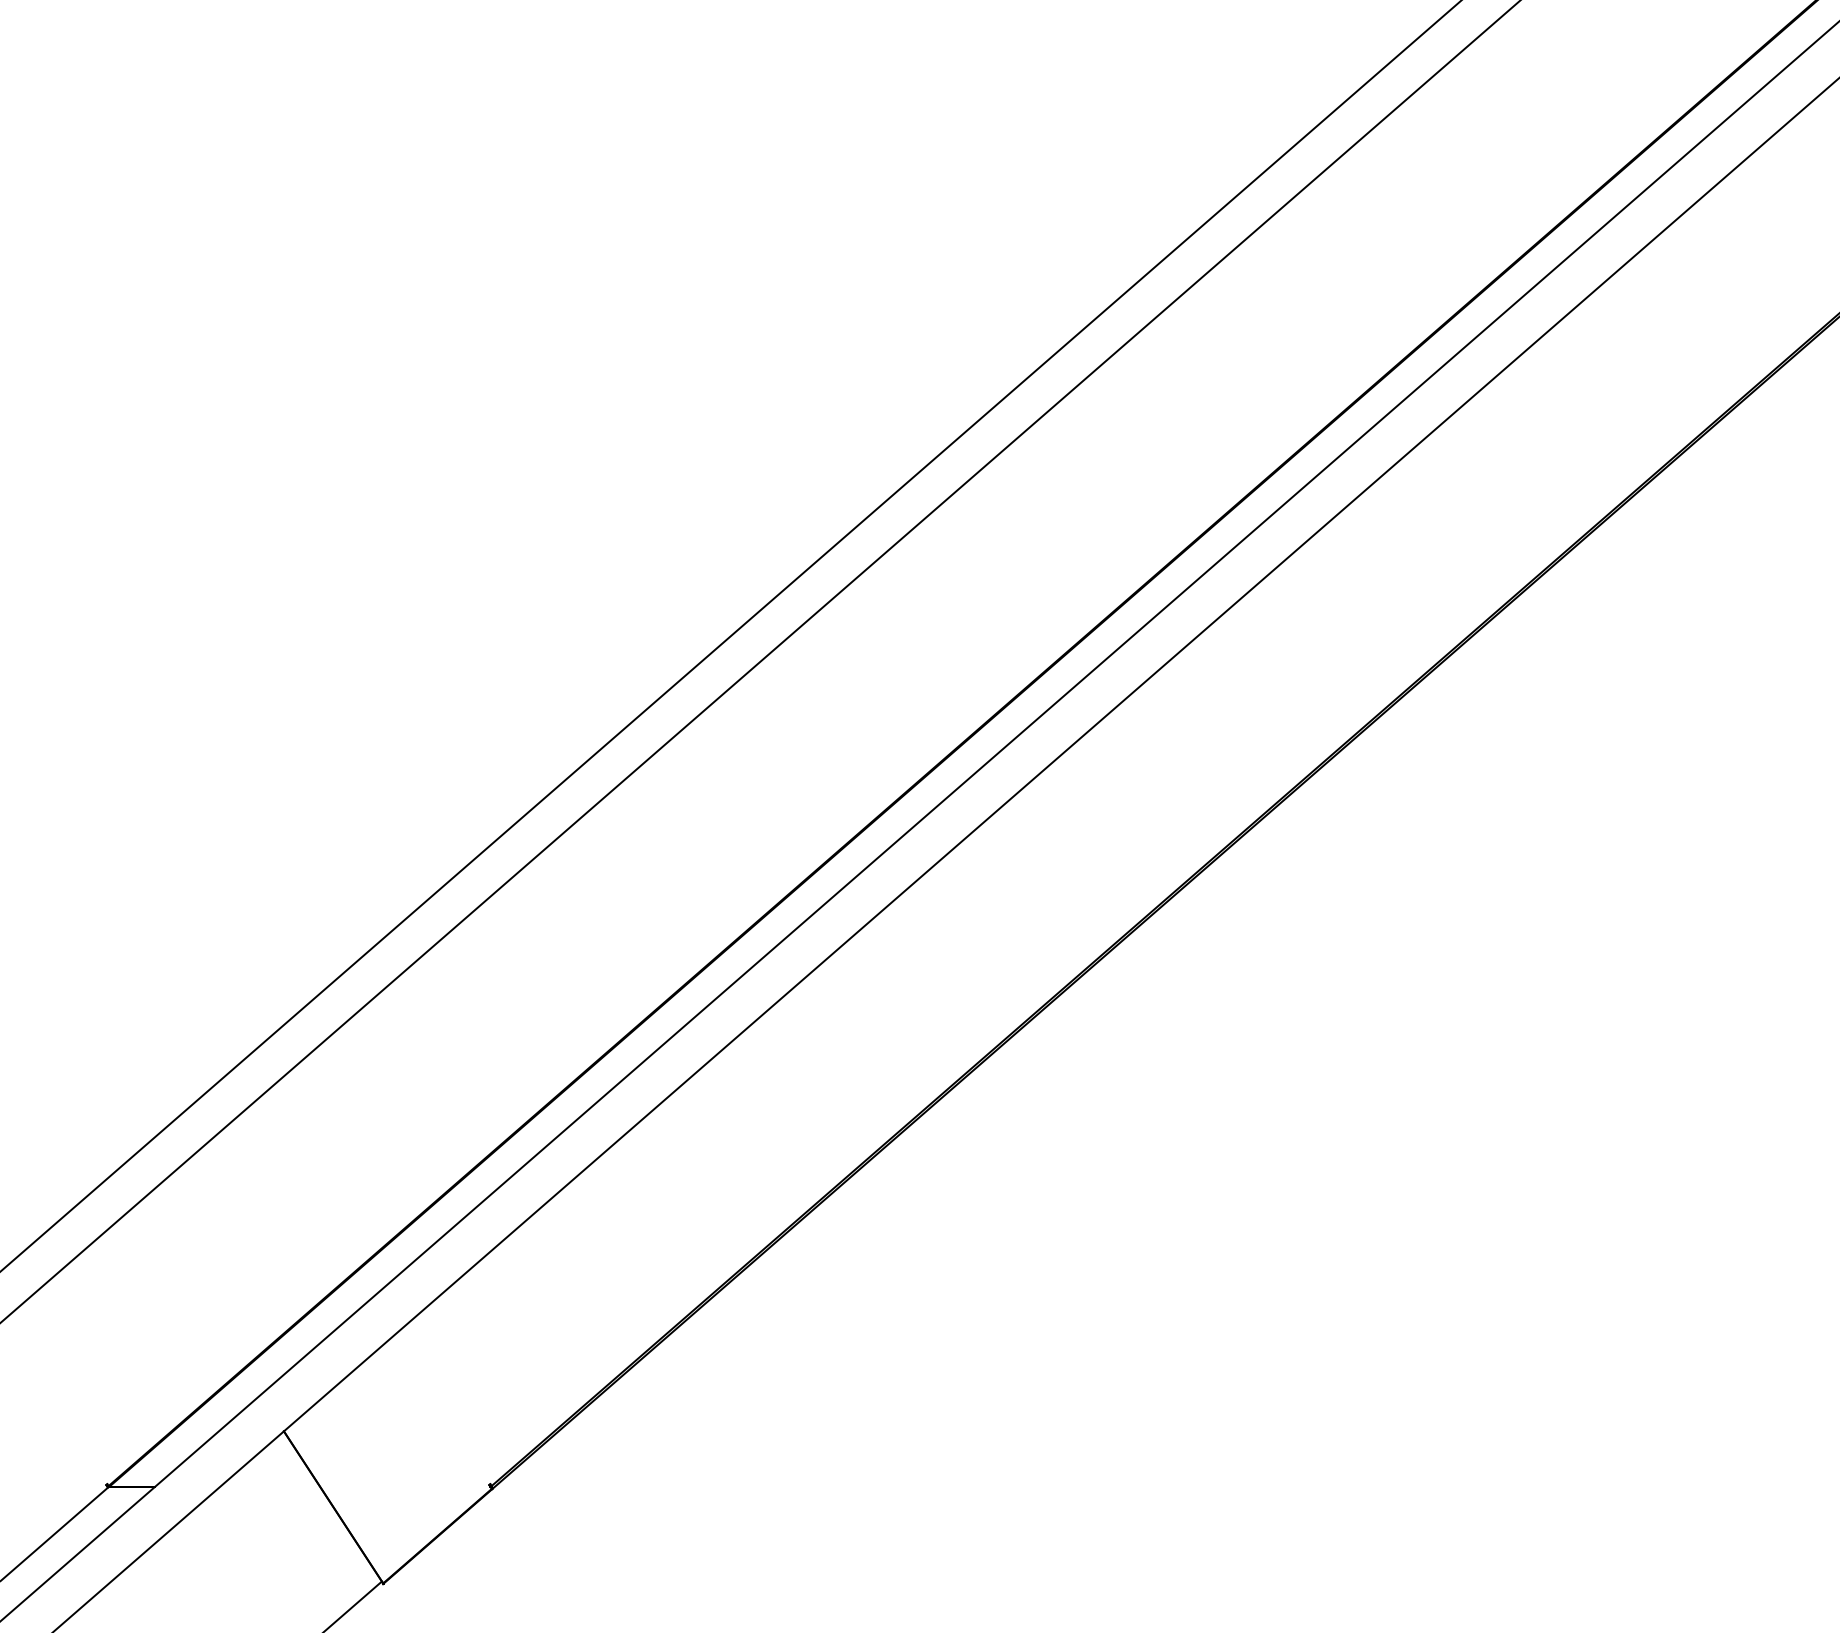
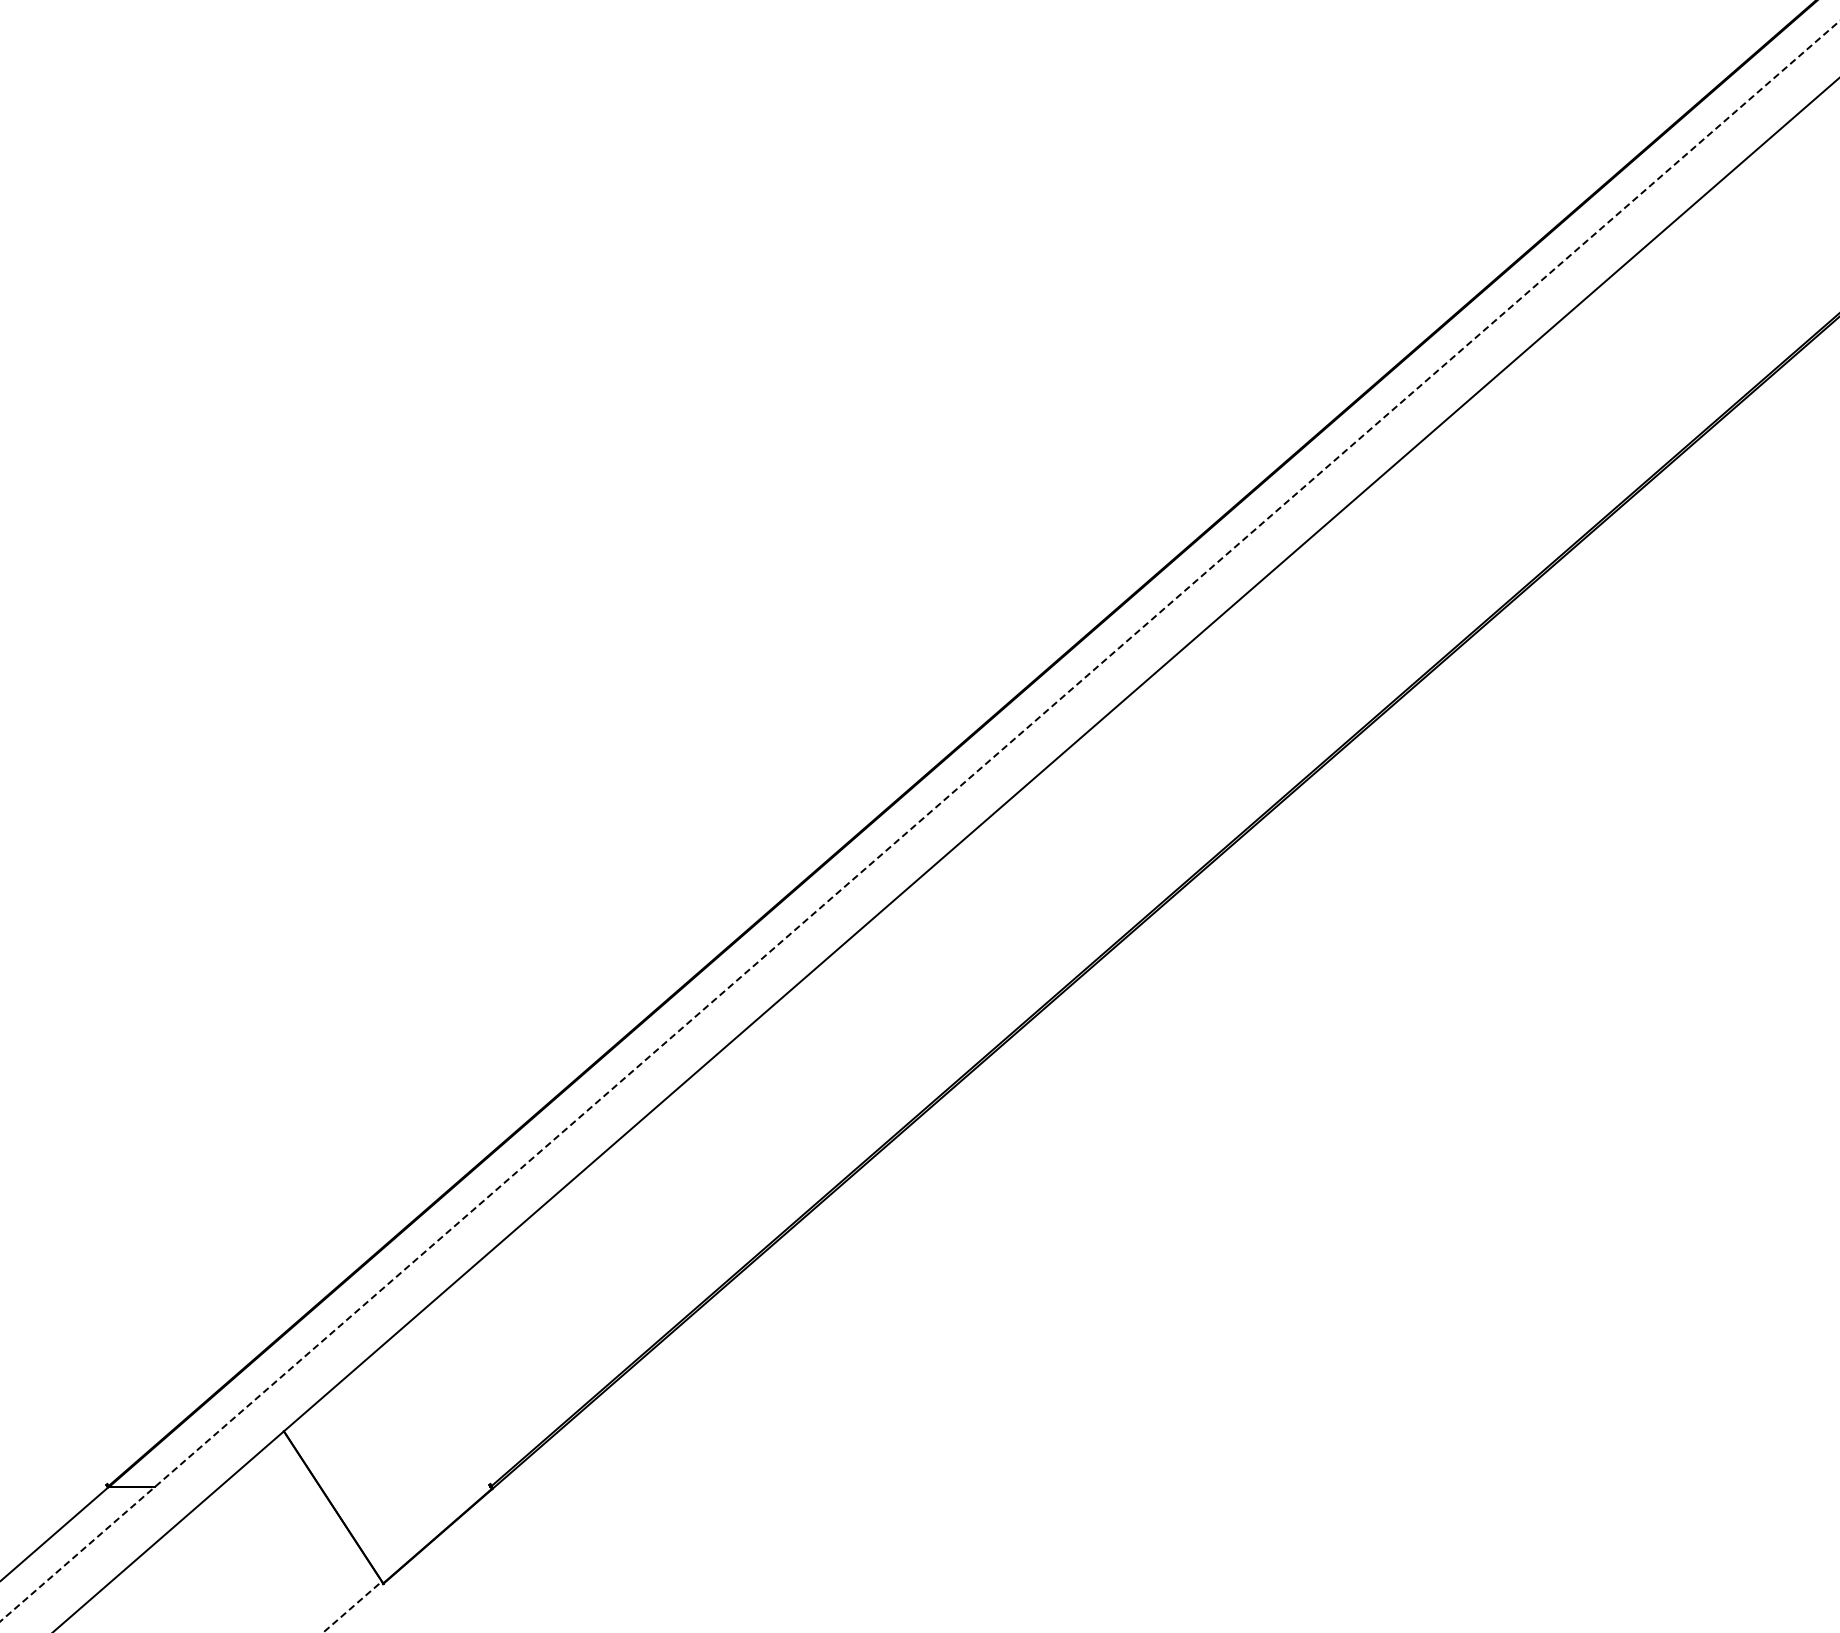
line: present -> none (730, 635)
line: present -> none (760, 661)
line: solid -> dashed (919, 821)
line: solid -> dashed (352, 1607)
